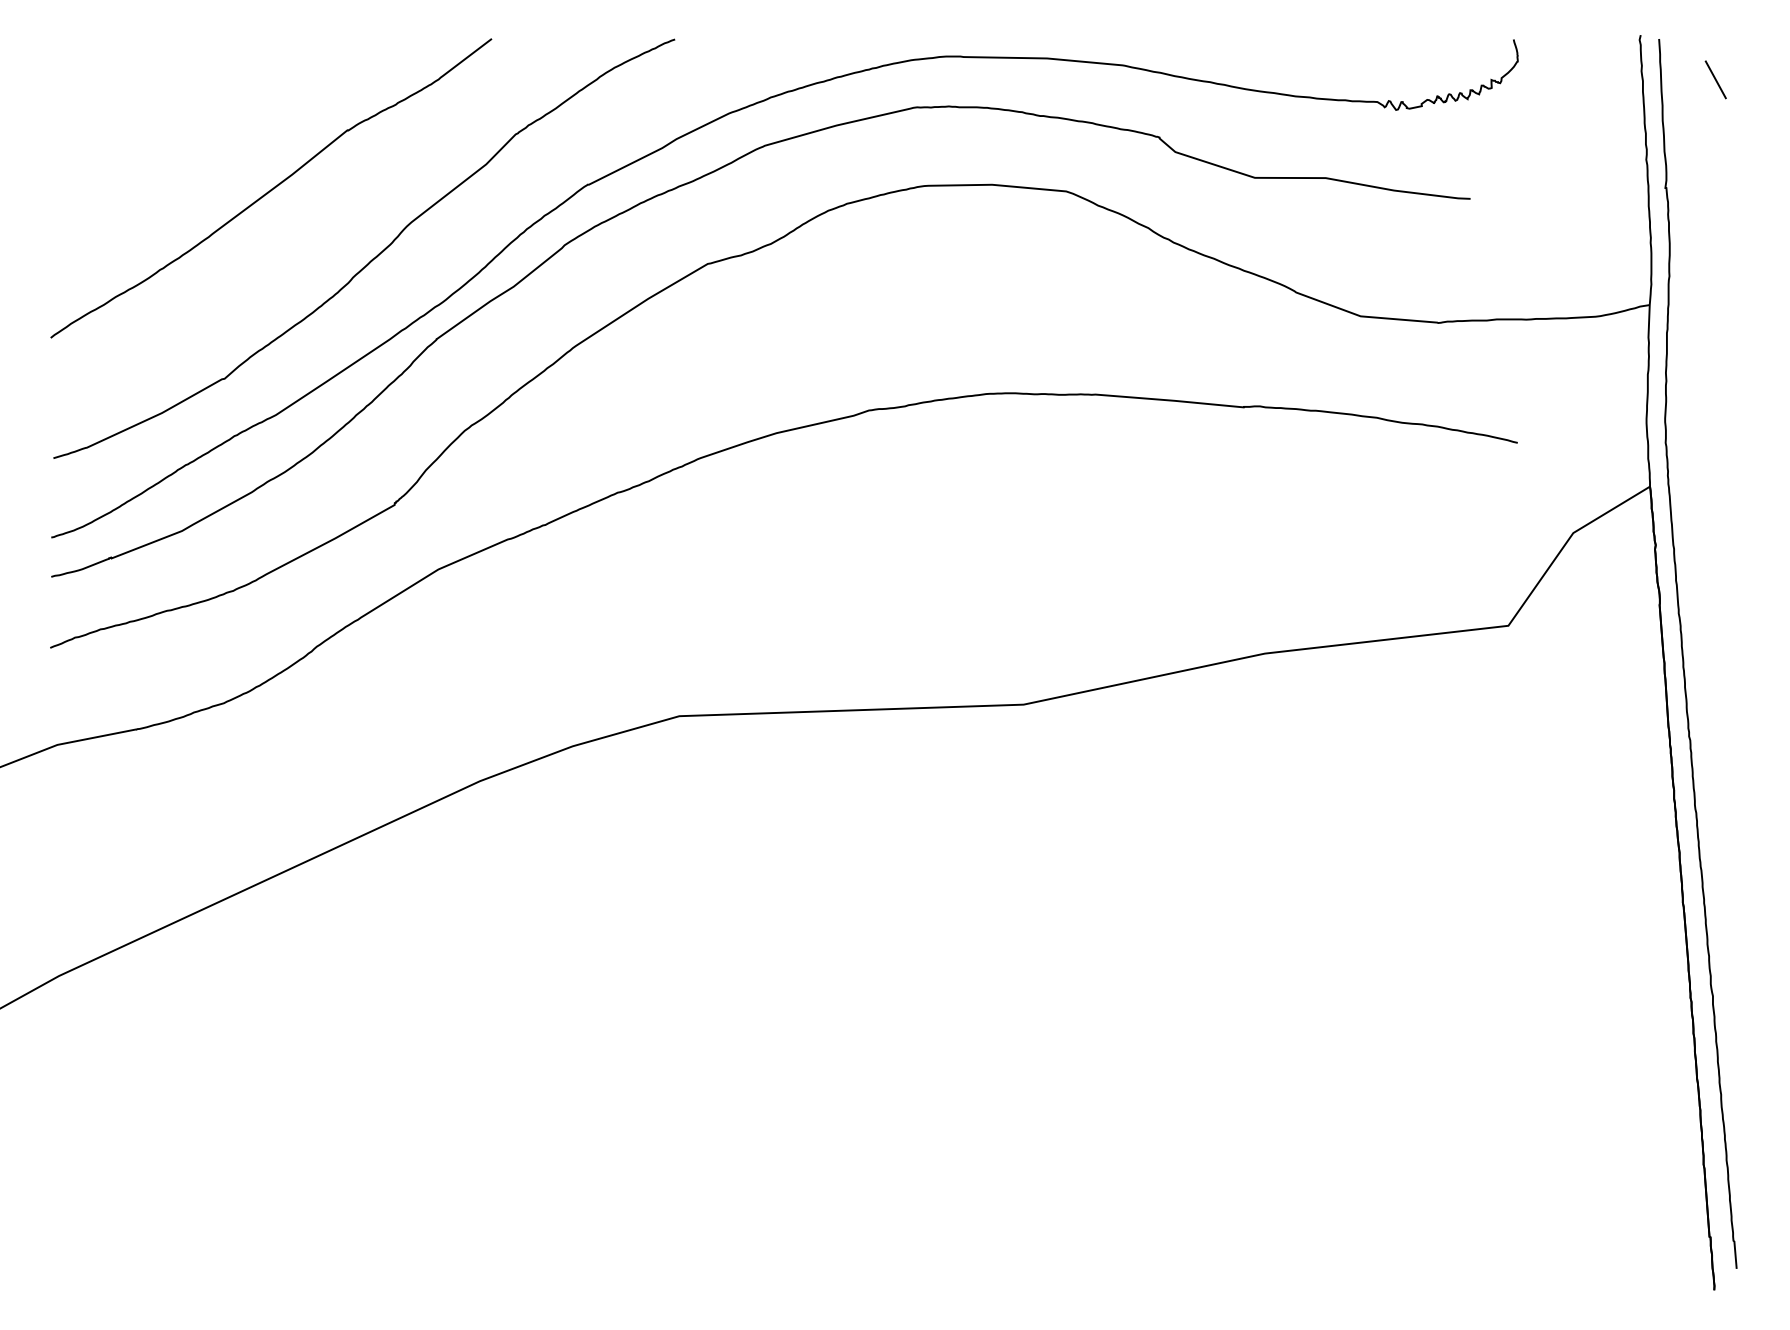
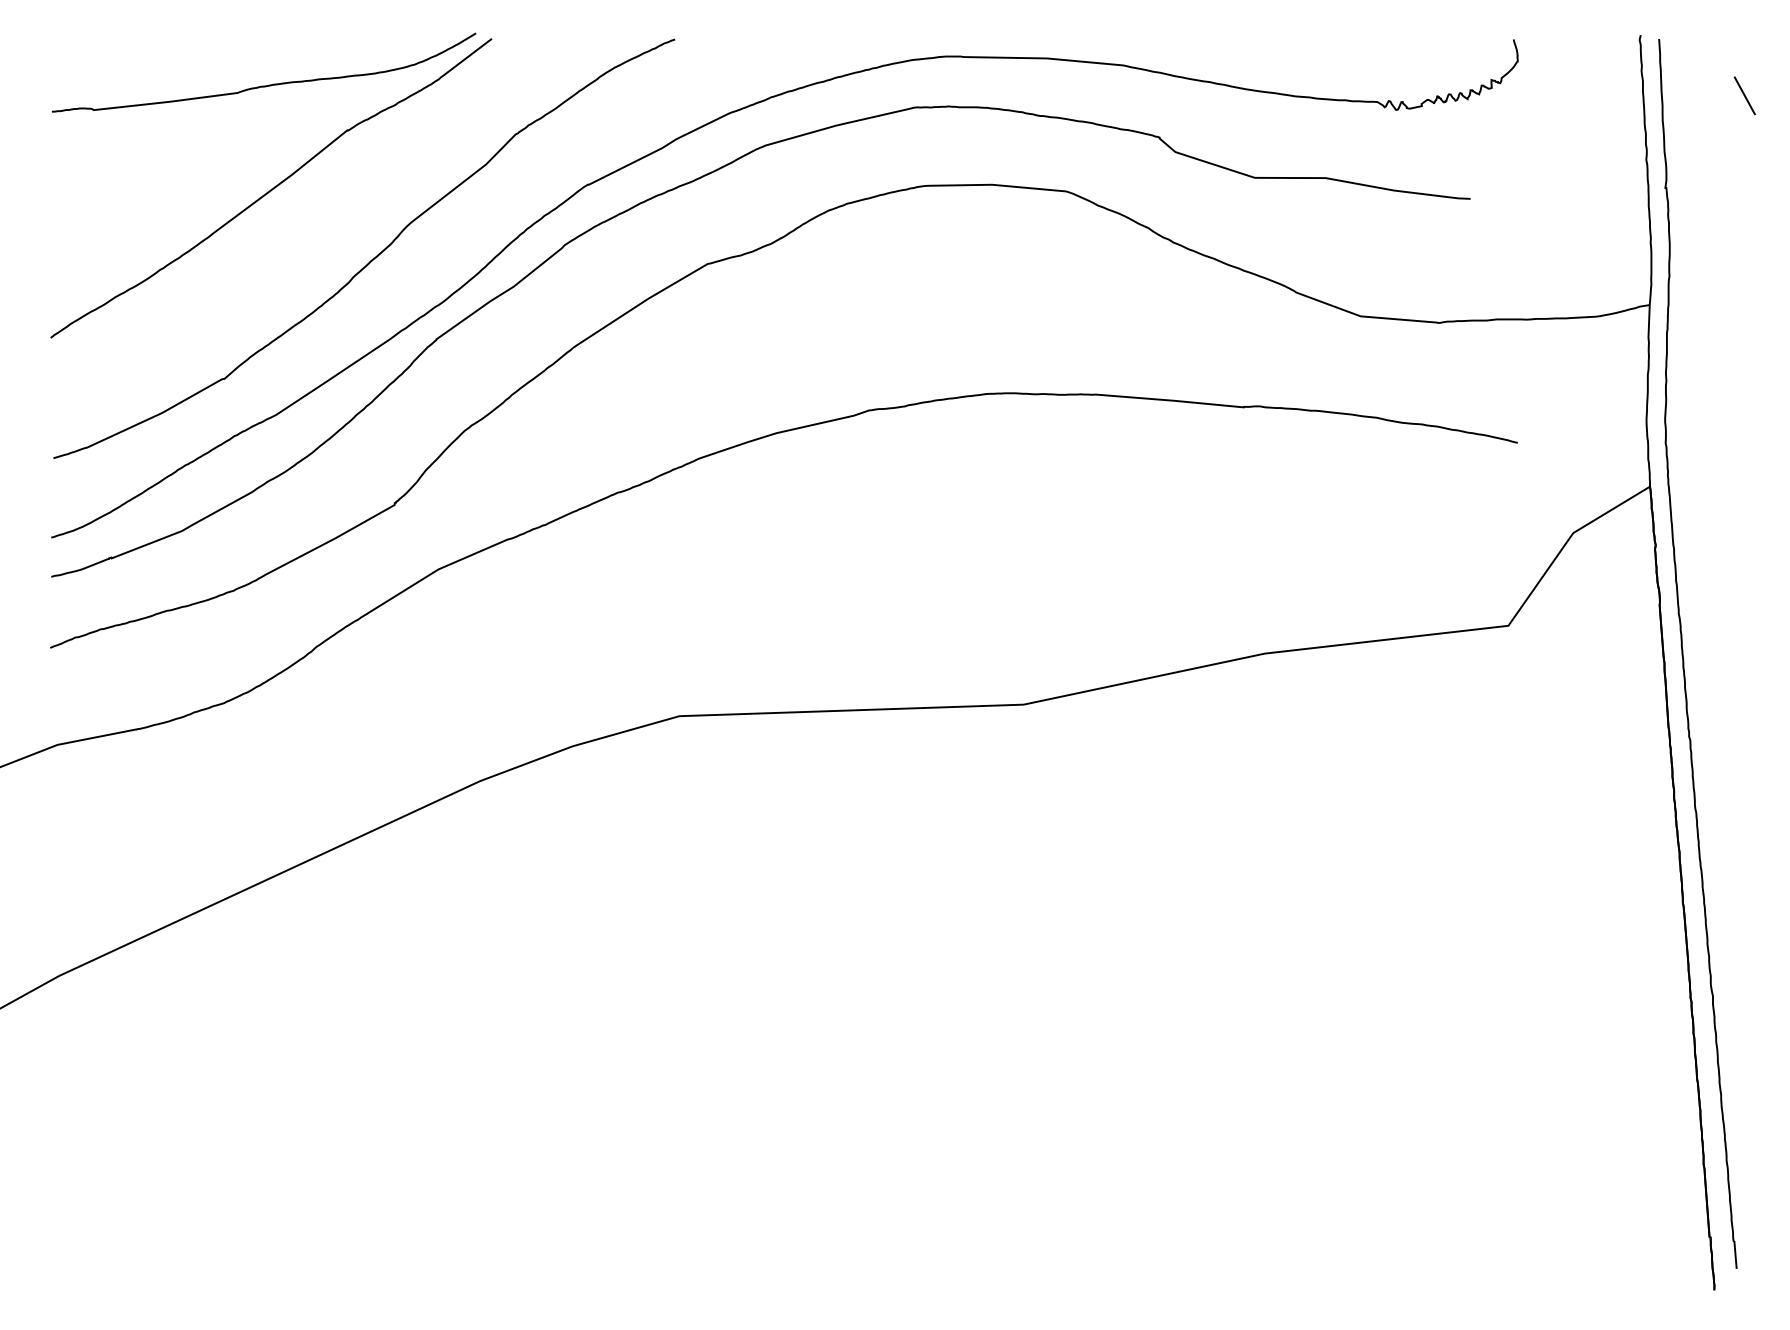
line position: (1715, 79) -> (1744, 95) (1744, 95)
curve: none -> present (268, 84)
